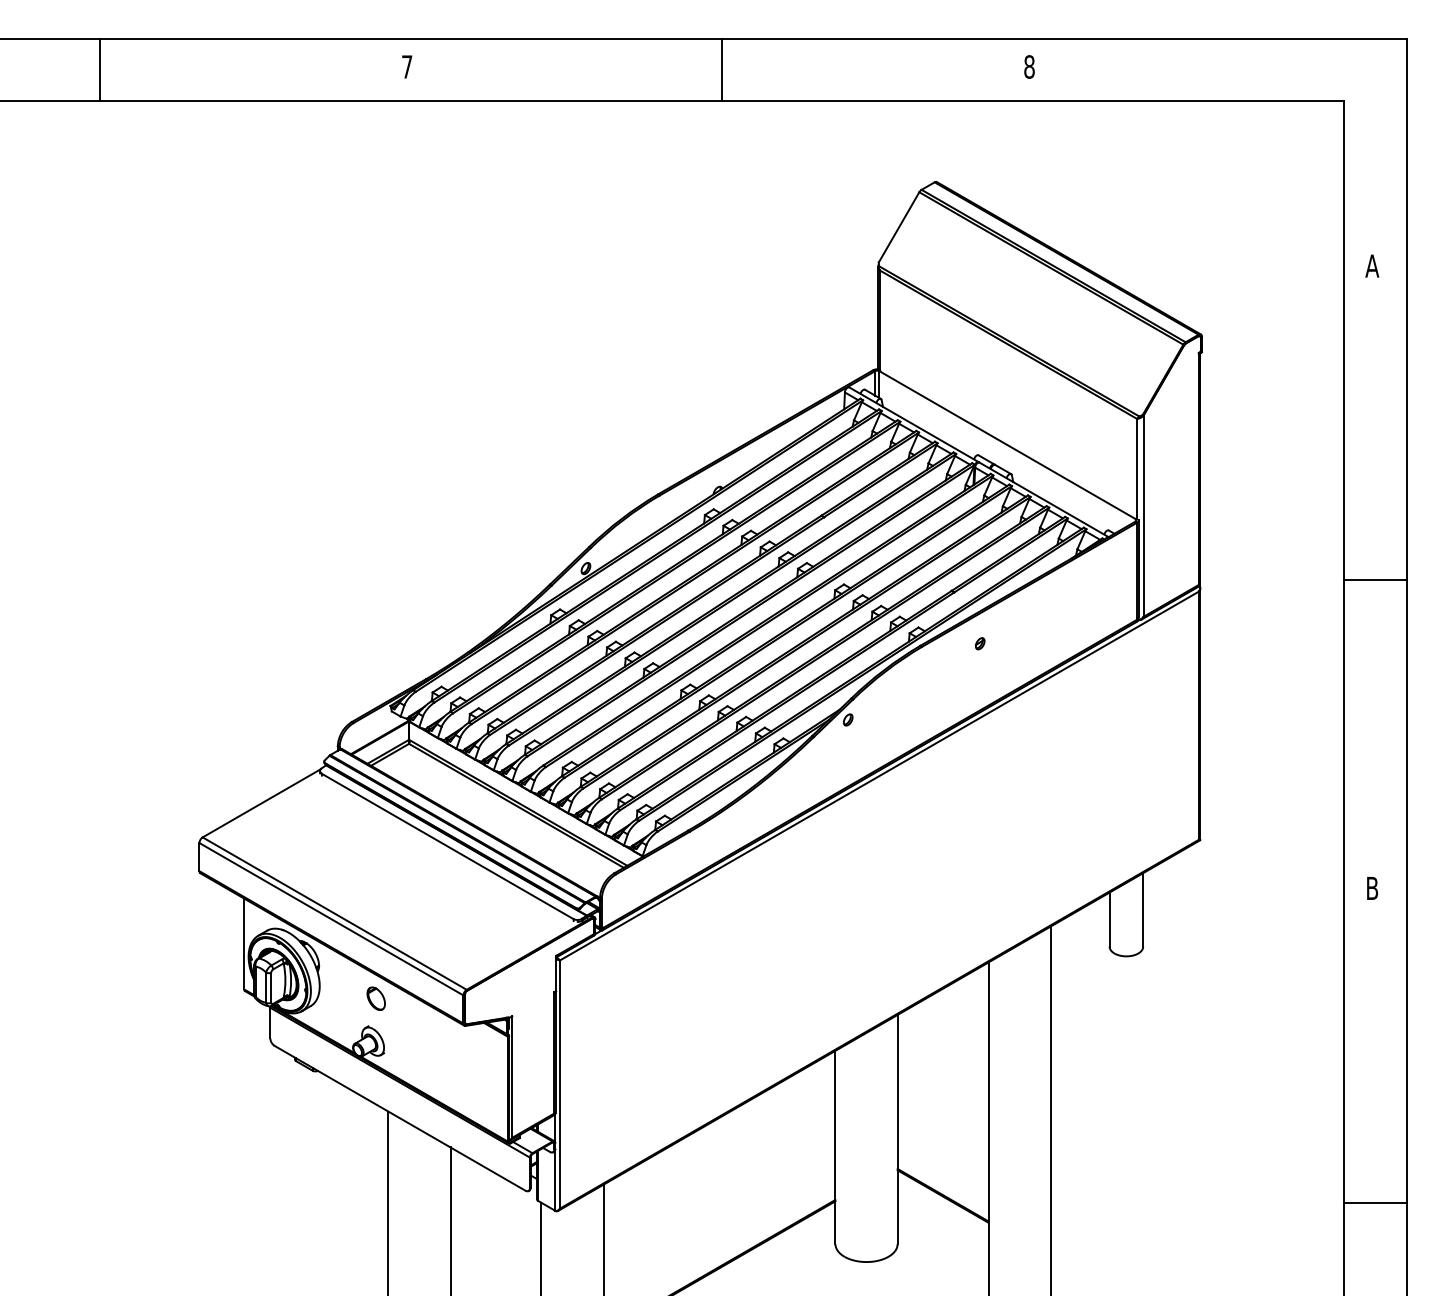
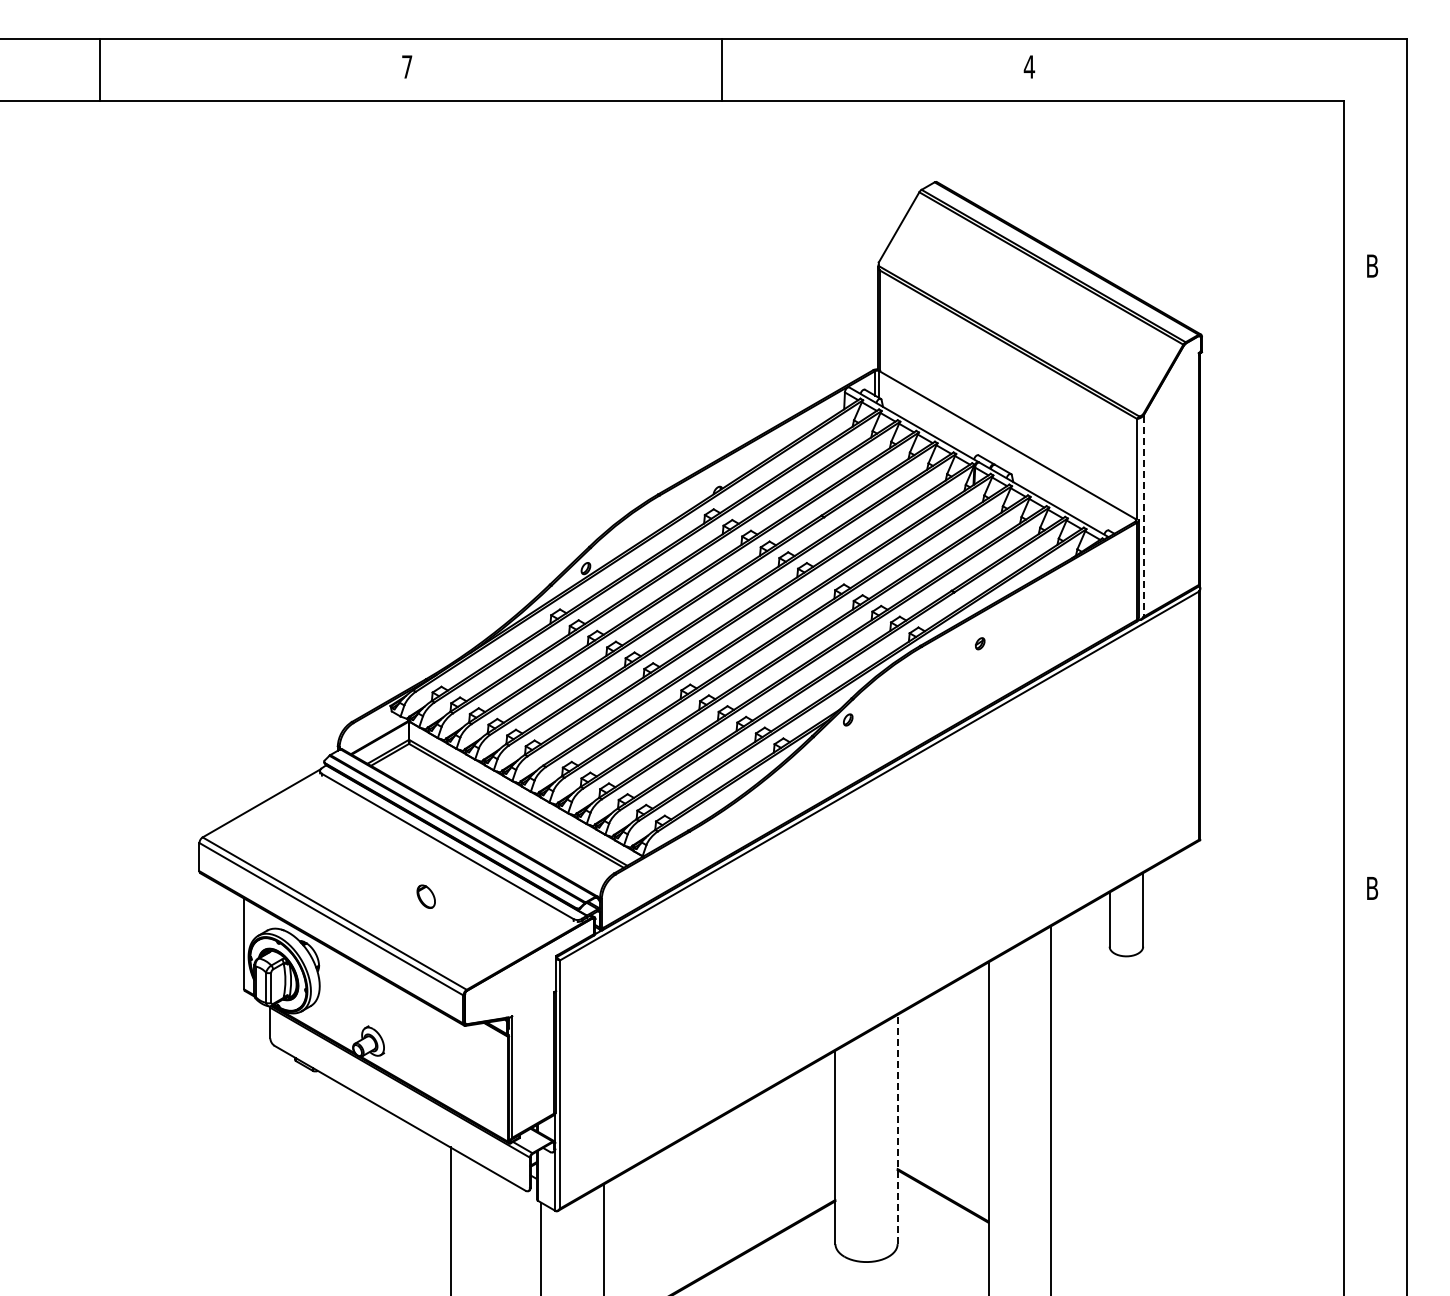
text: 8 -> 4 (1029, 66)
text: A -> B (1372, 265)
line: solid -> dashed (1143, 516)
line: present -> none (1375, 580)
part position: (375, 998) -> (425, 896) (425, 896)
line: solid -> dashed (897, 1129)
line: present -> none (388, 1201)
line: present -> none (1375, 1202)
